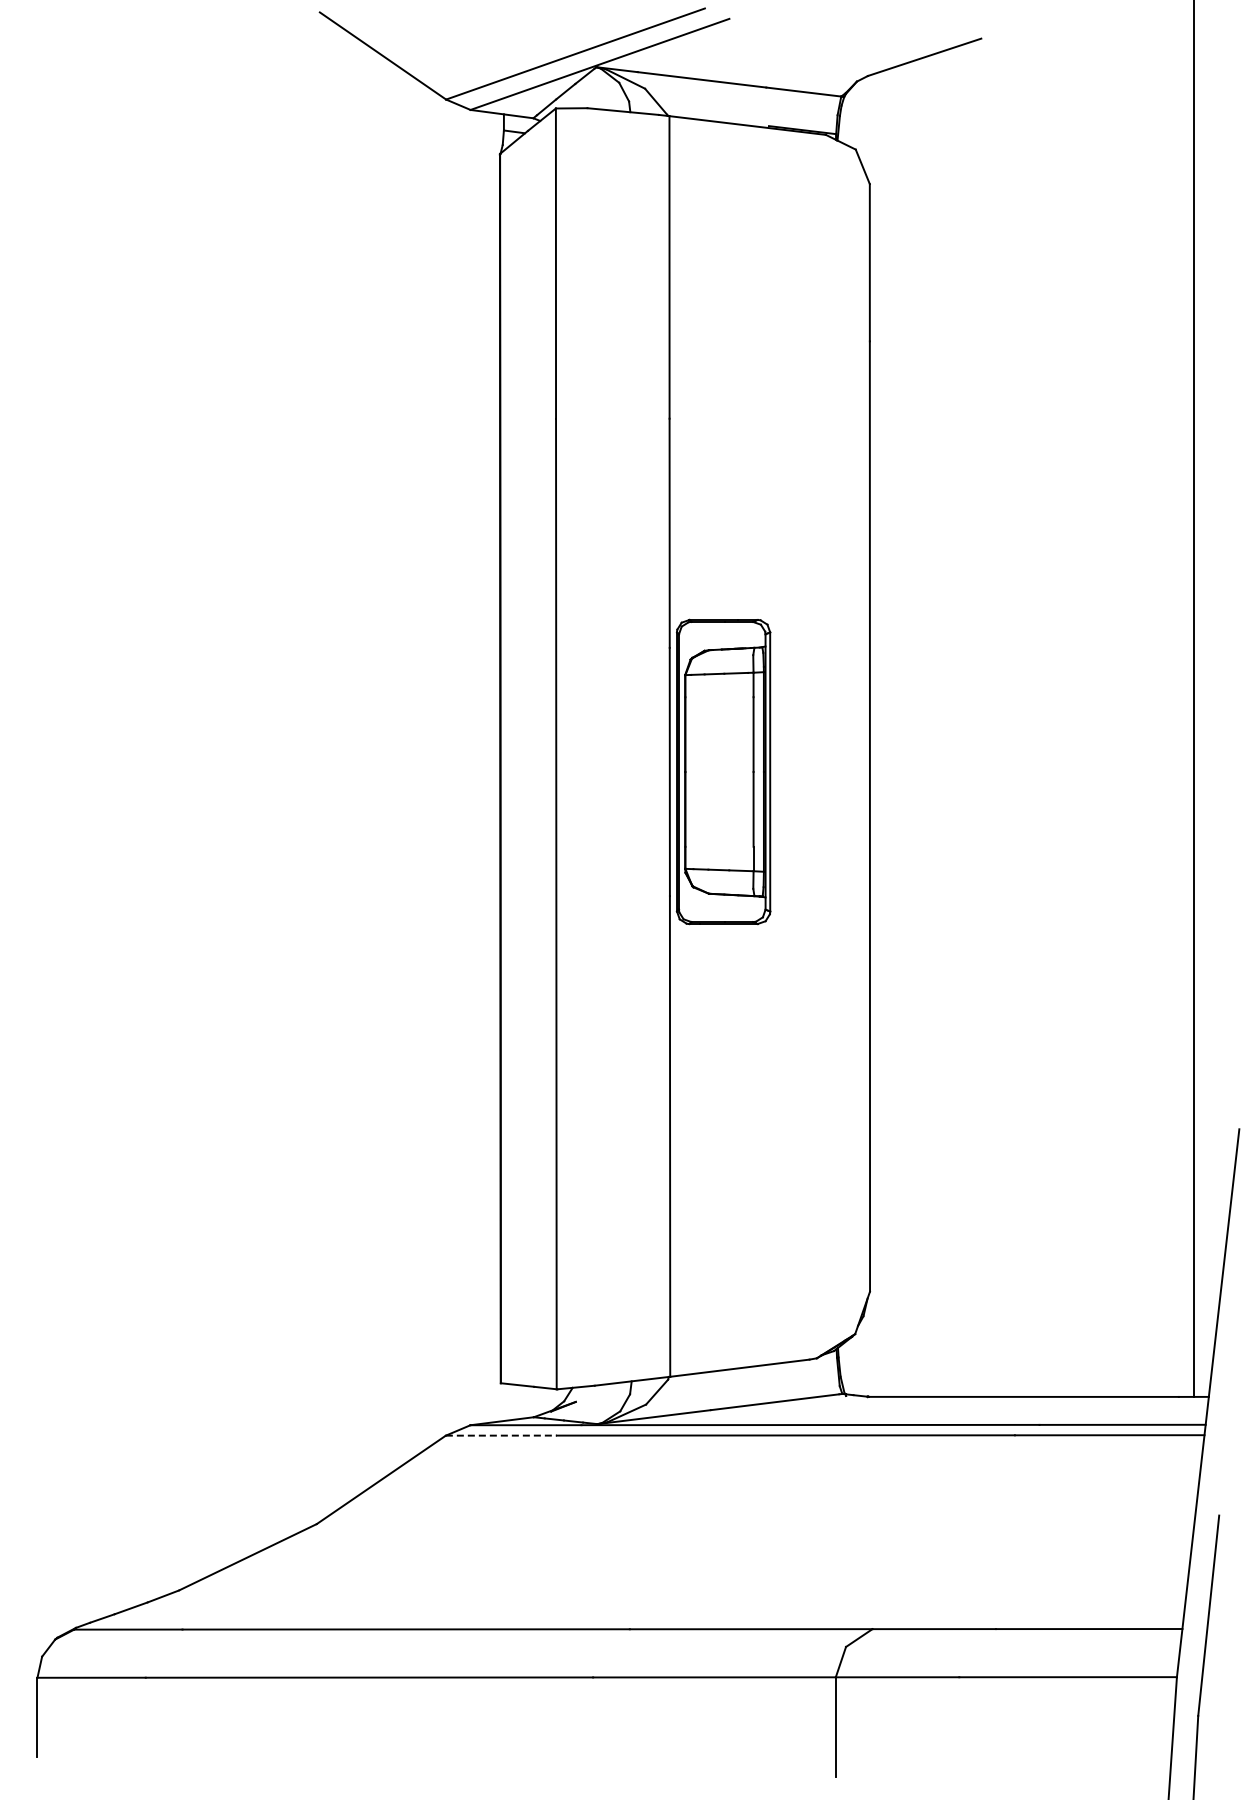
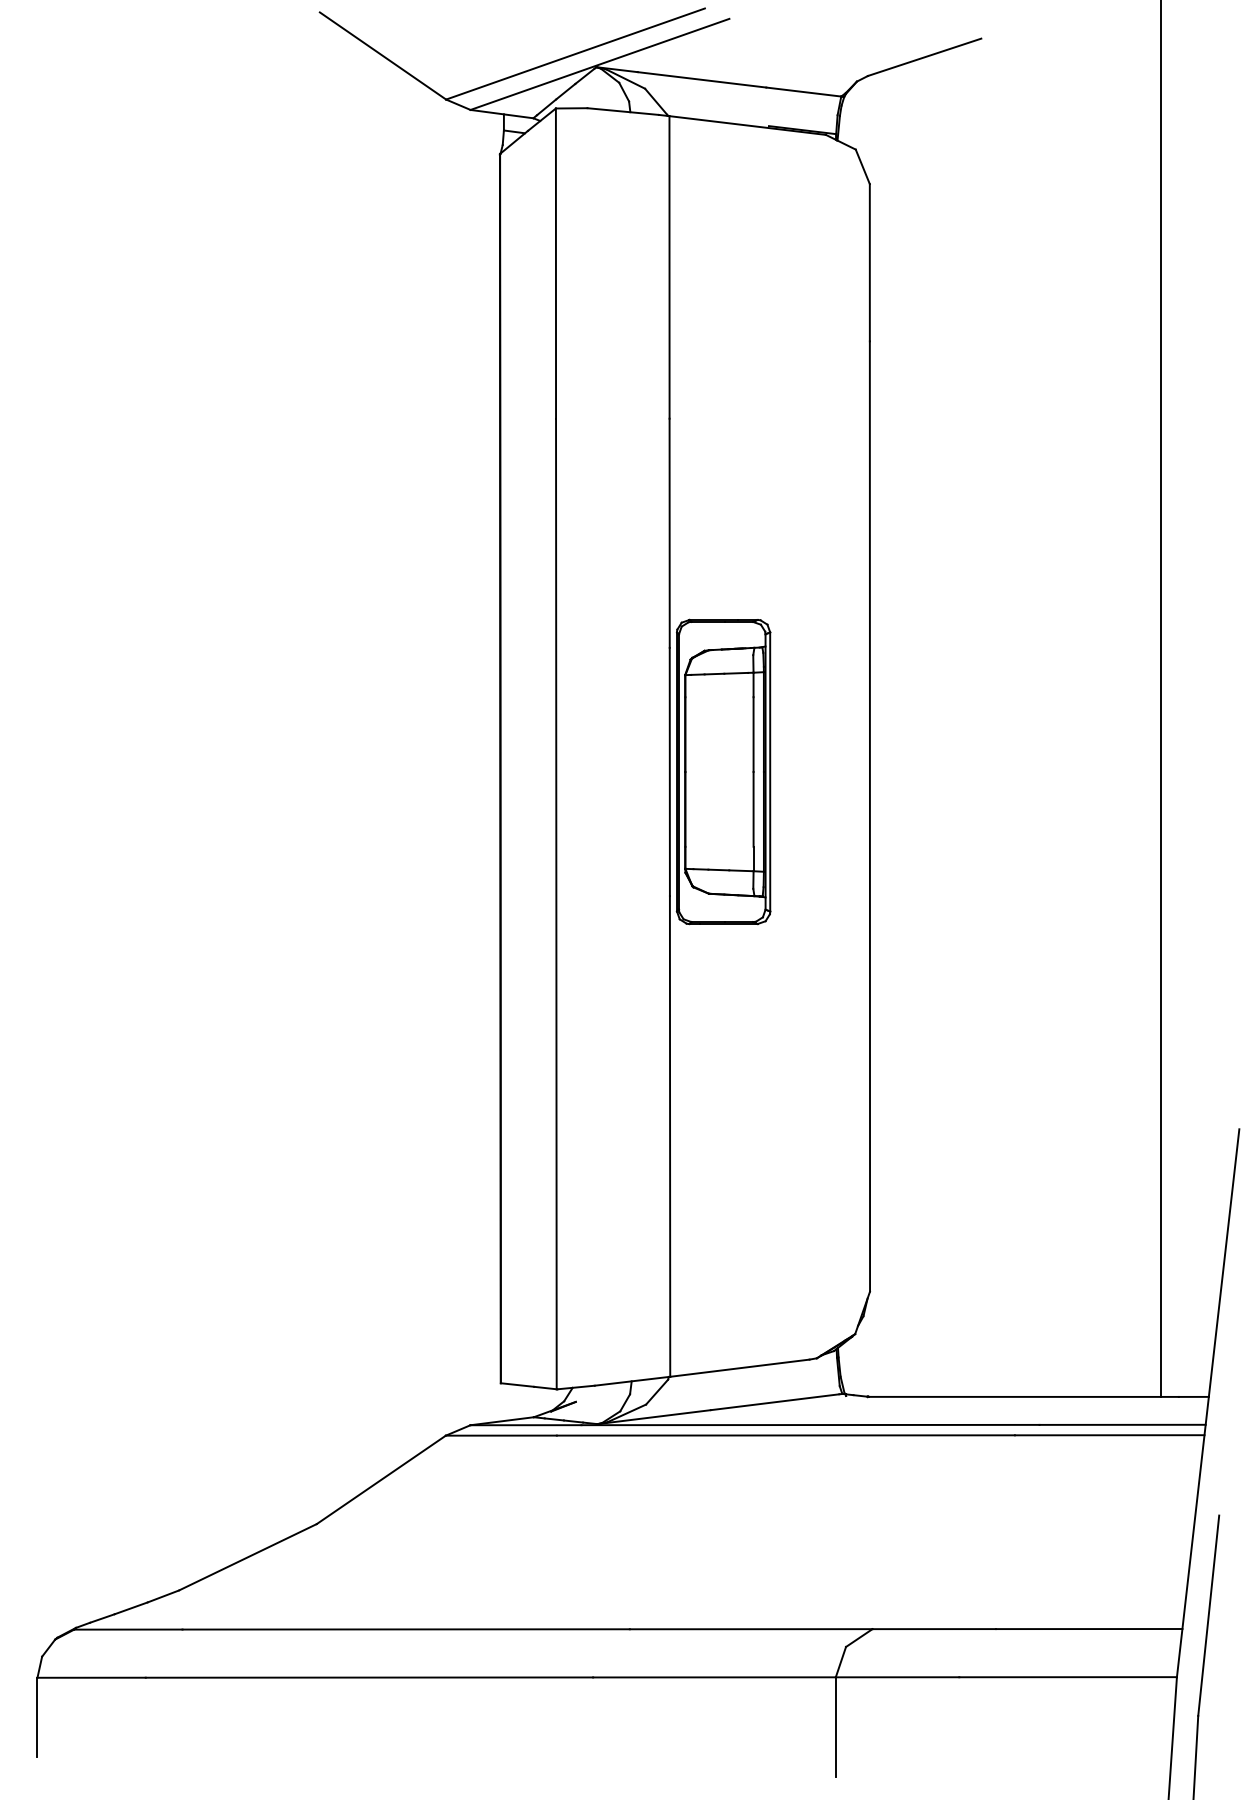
line position: (1193, 699) -> (1160, 699) (1160, 699)
line: dashed -> solid (501, 1435)
